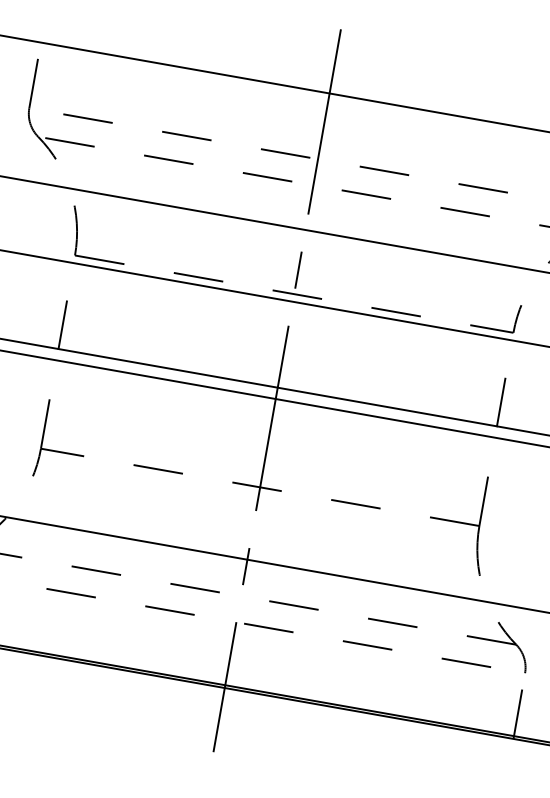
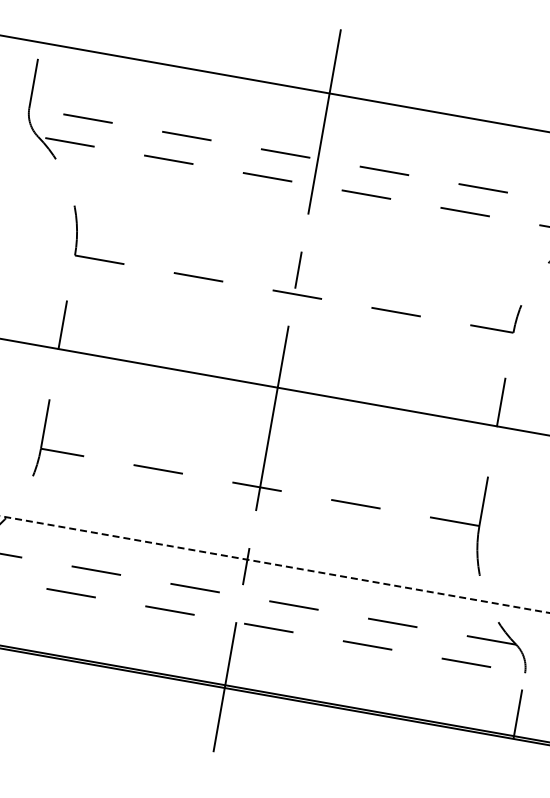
line: present -> none (274, 224)
line: present -> none (274, 298)
line: present -> none (274, 398)
line: solid -> dashed (275, 564)
